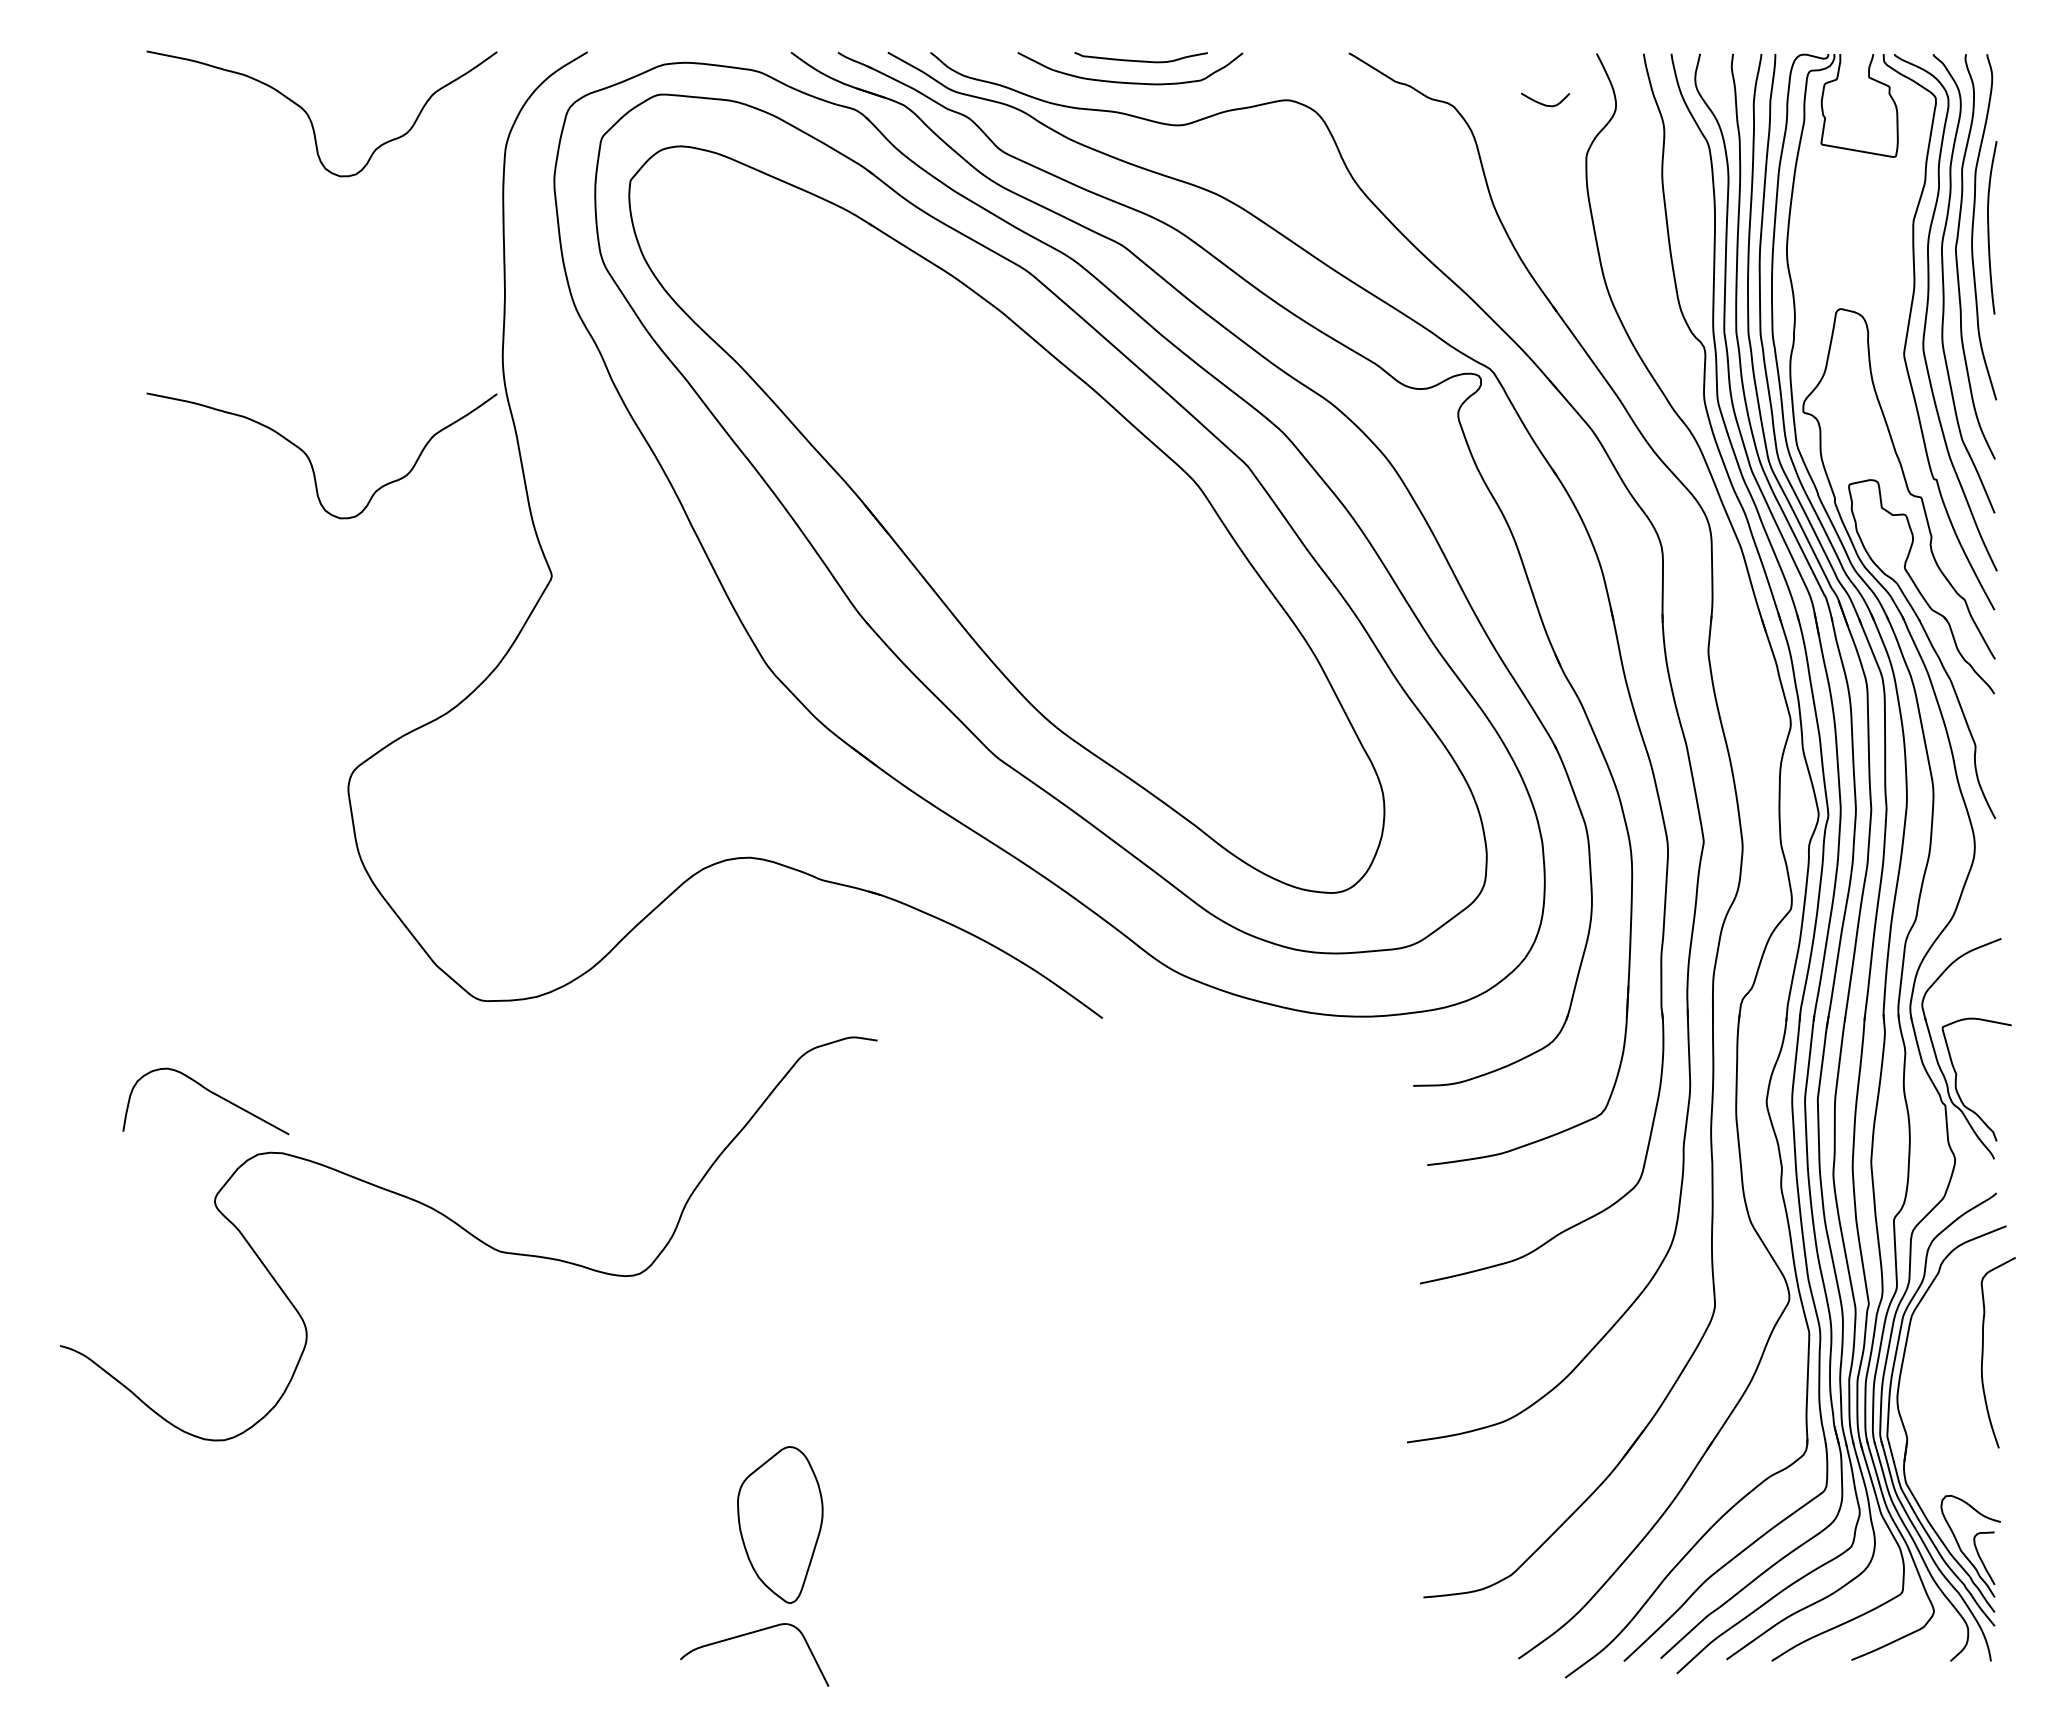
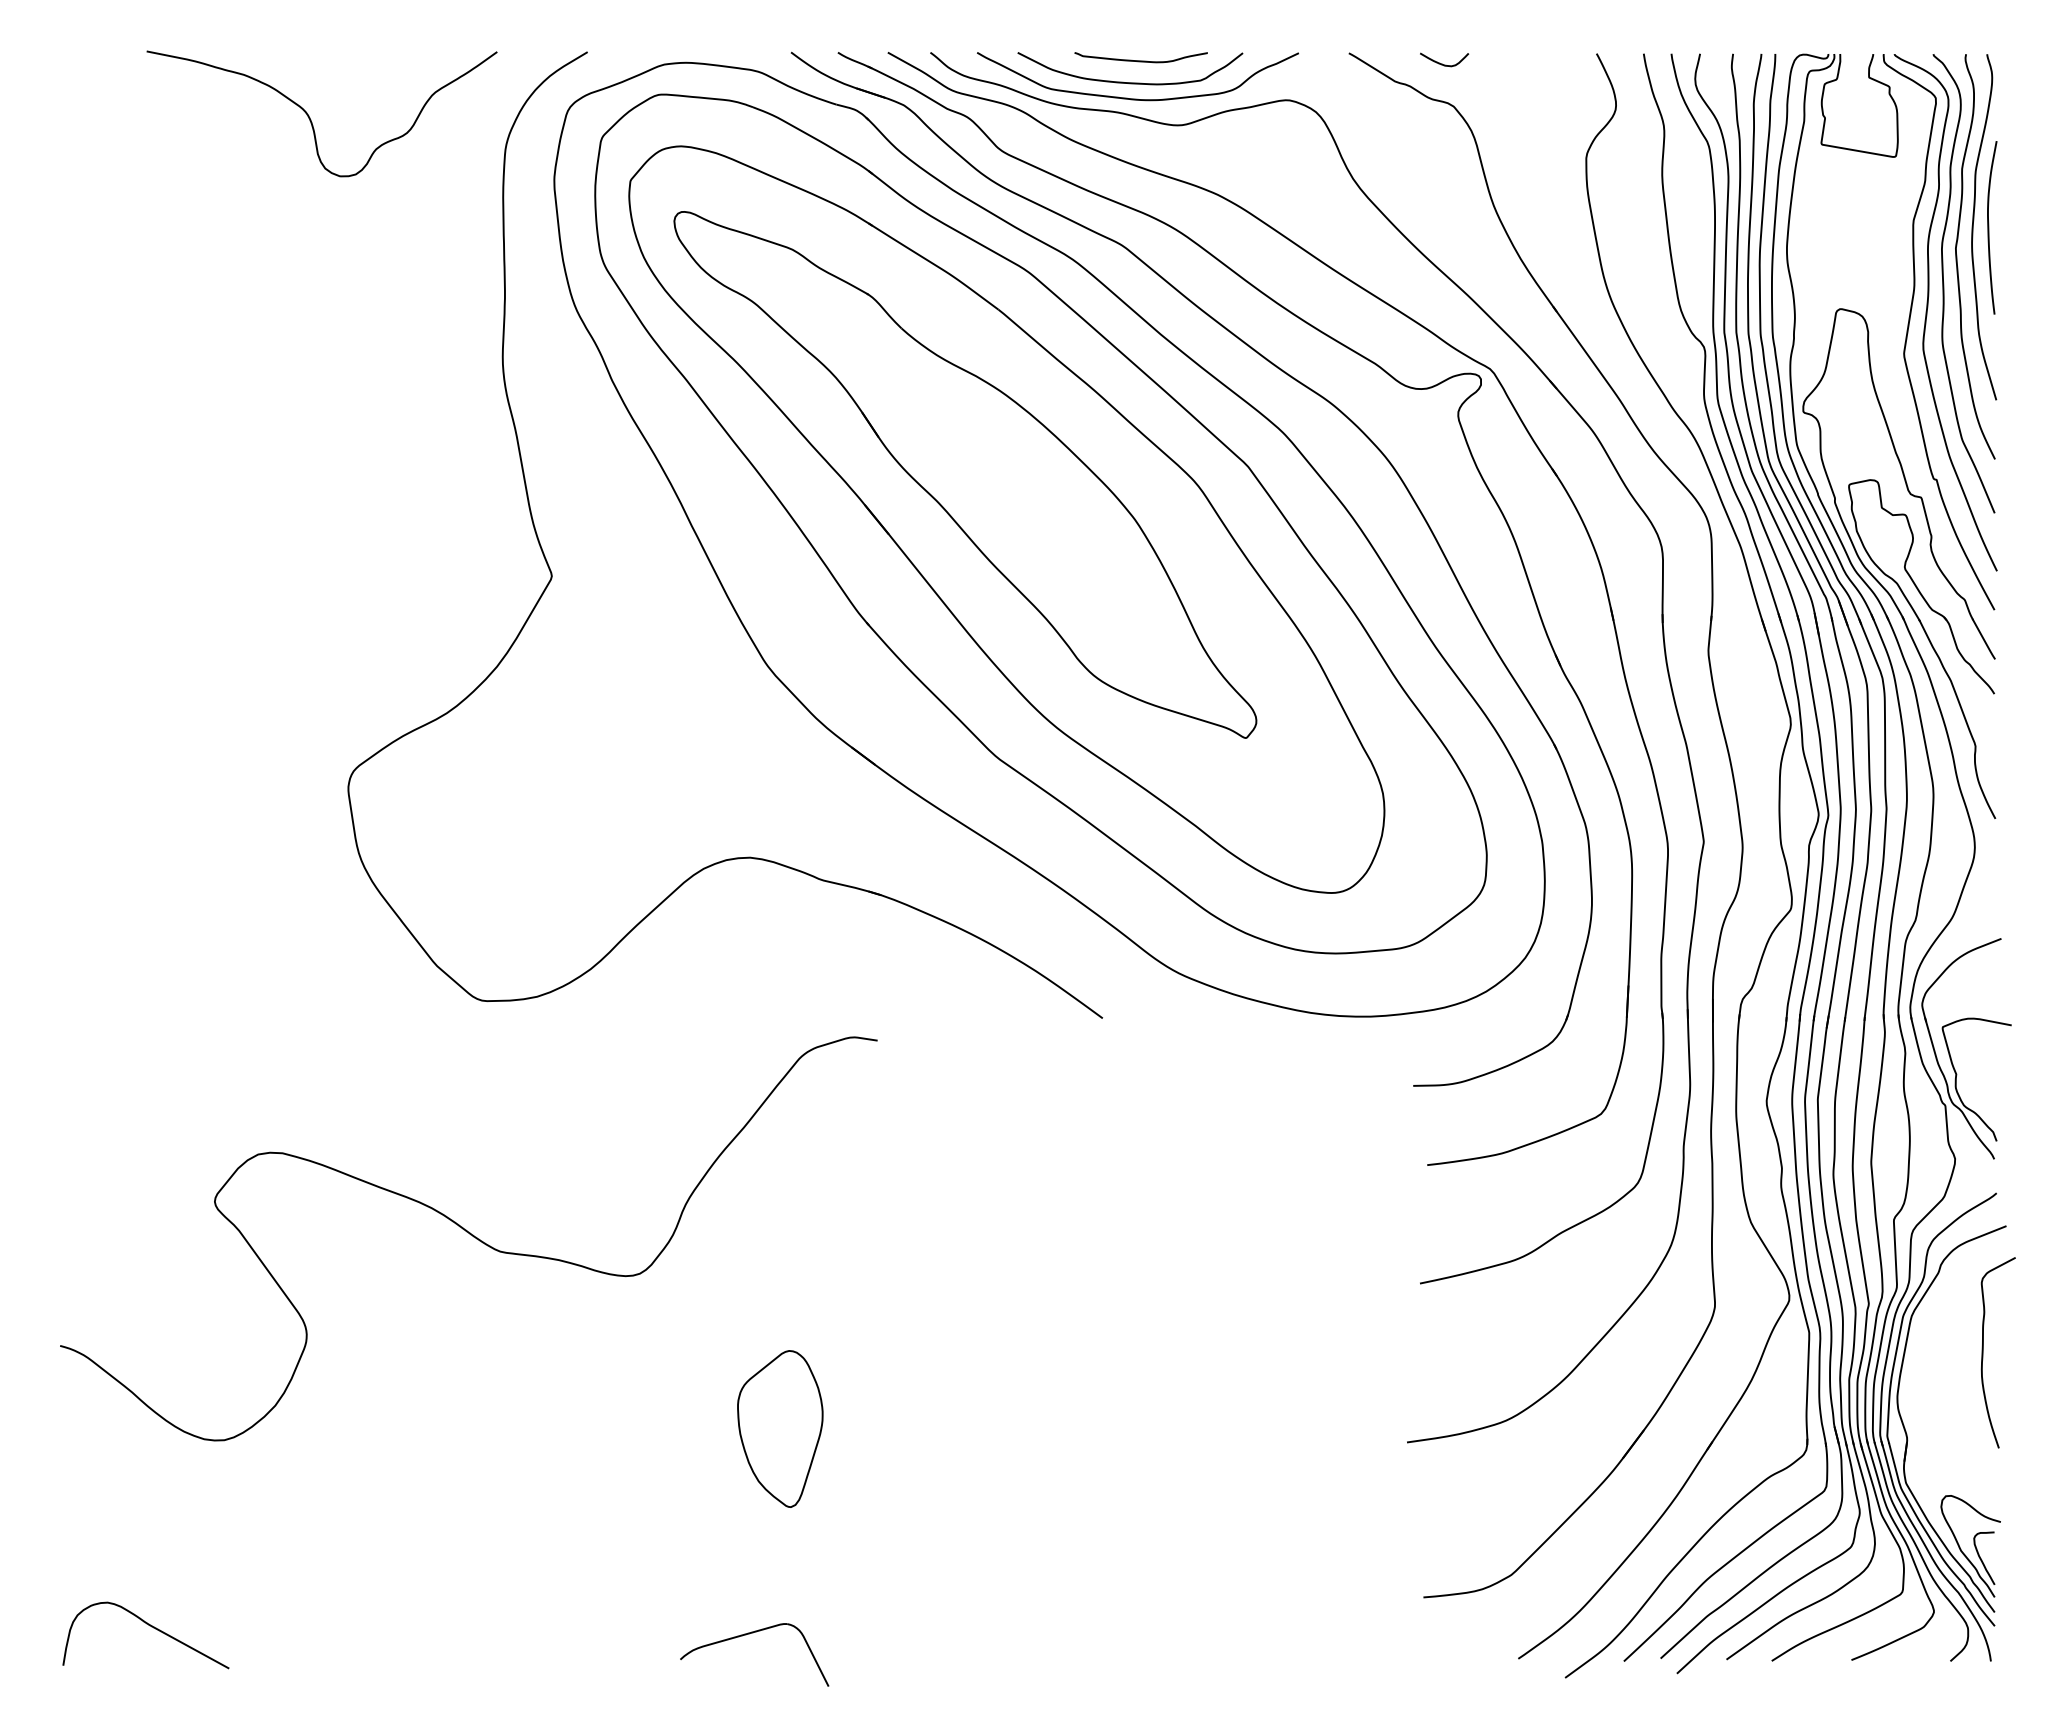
curve: none -> present (1137, 98)
curve position: (1543, 103) -> (1442, 63) (1442, 63)
curve: present -> none (311, 461)
part: none -> present (965, 474)
curve position: (211, 1093) -> (151, 1627) (151, 1627)
part position: (780, 1524) -> (780, 1428) (780, 1428)
